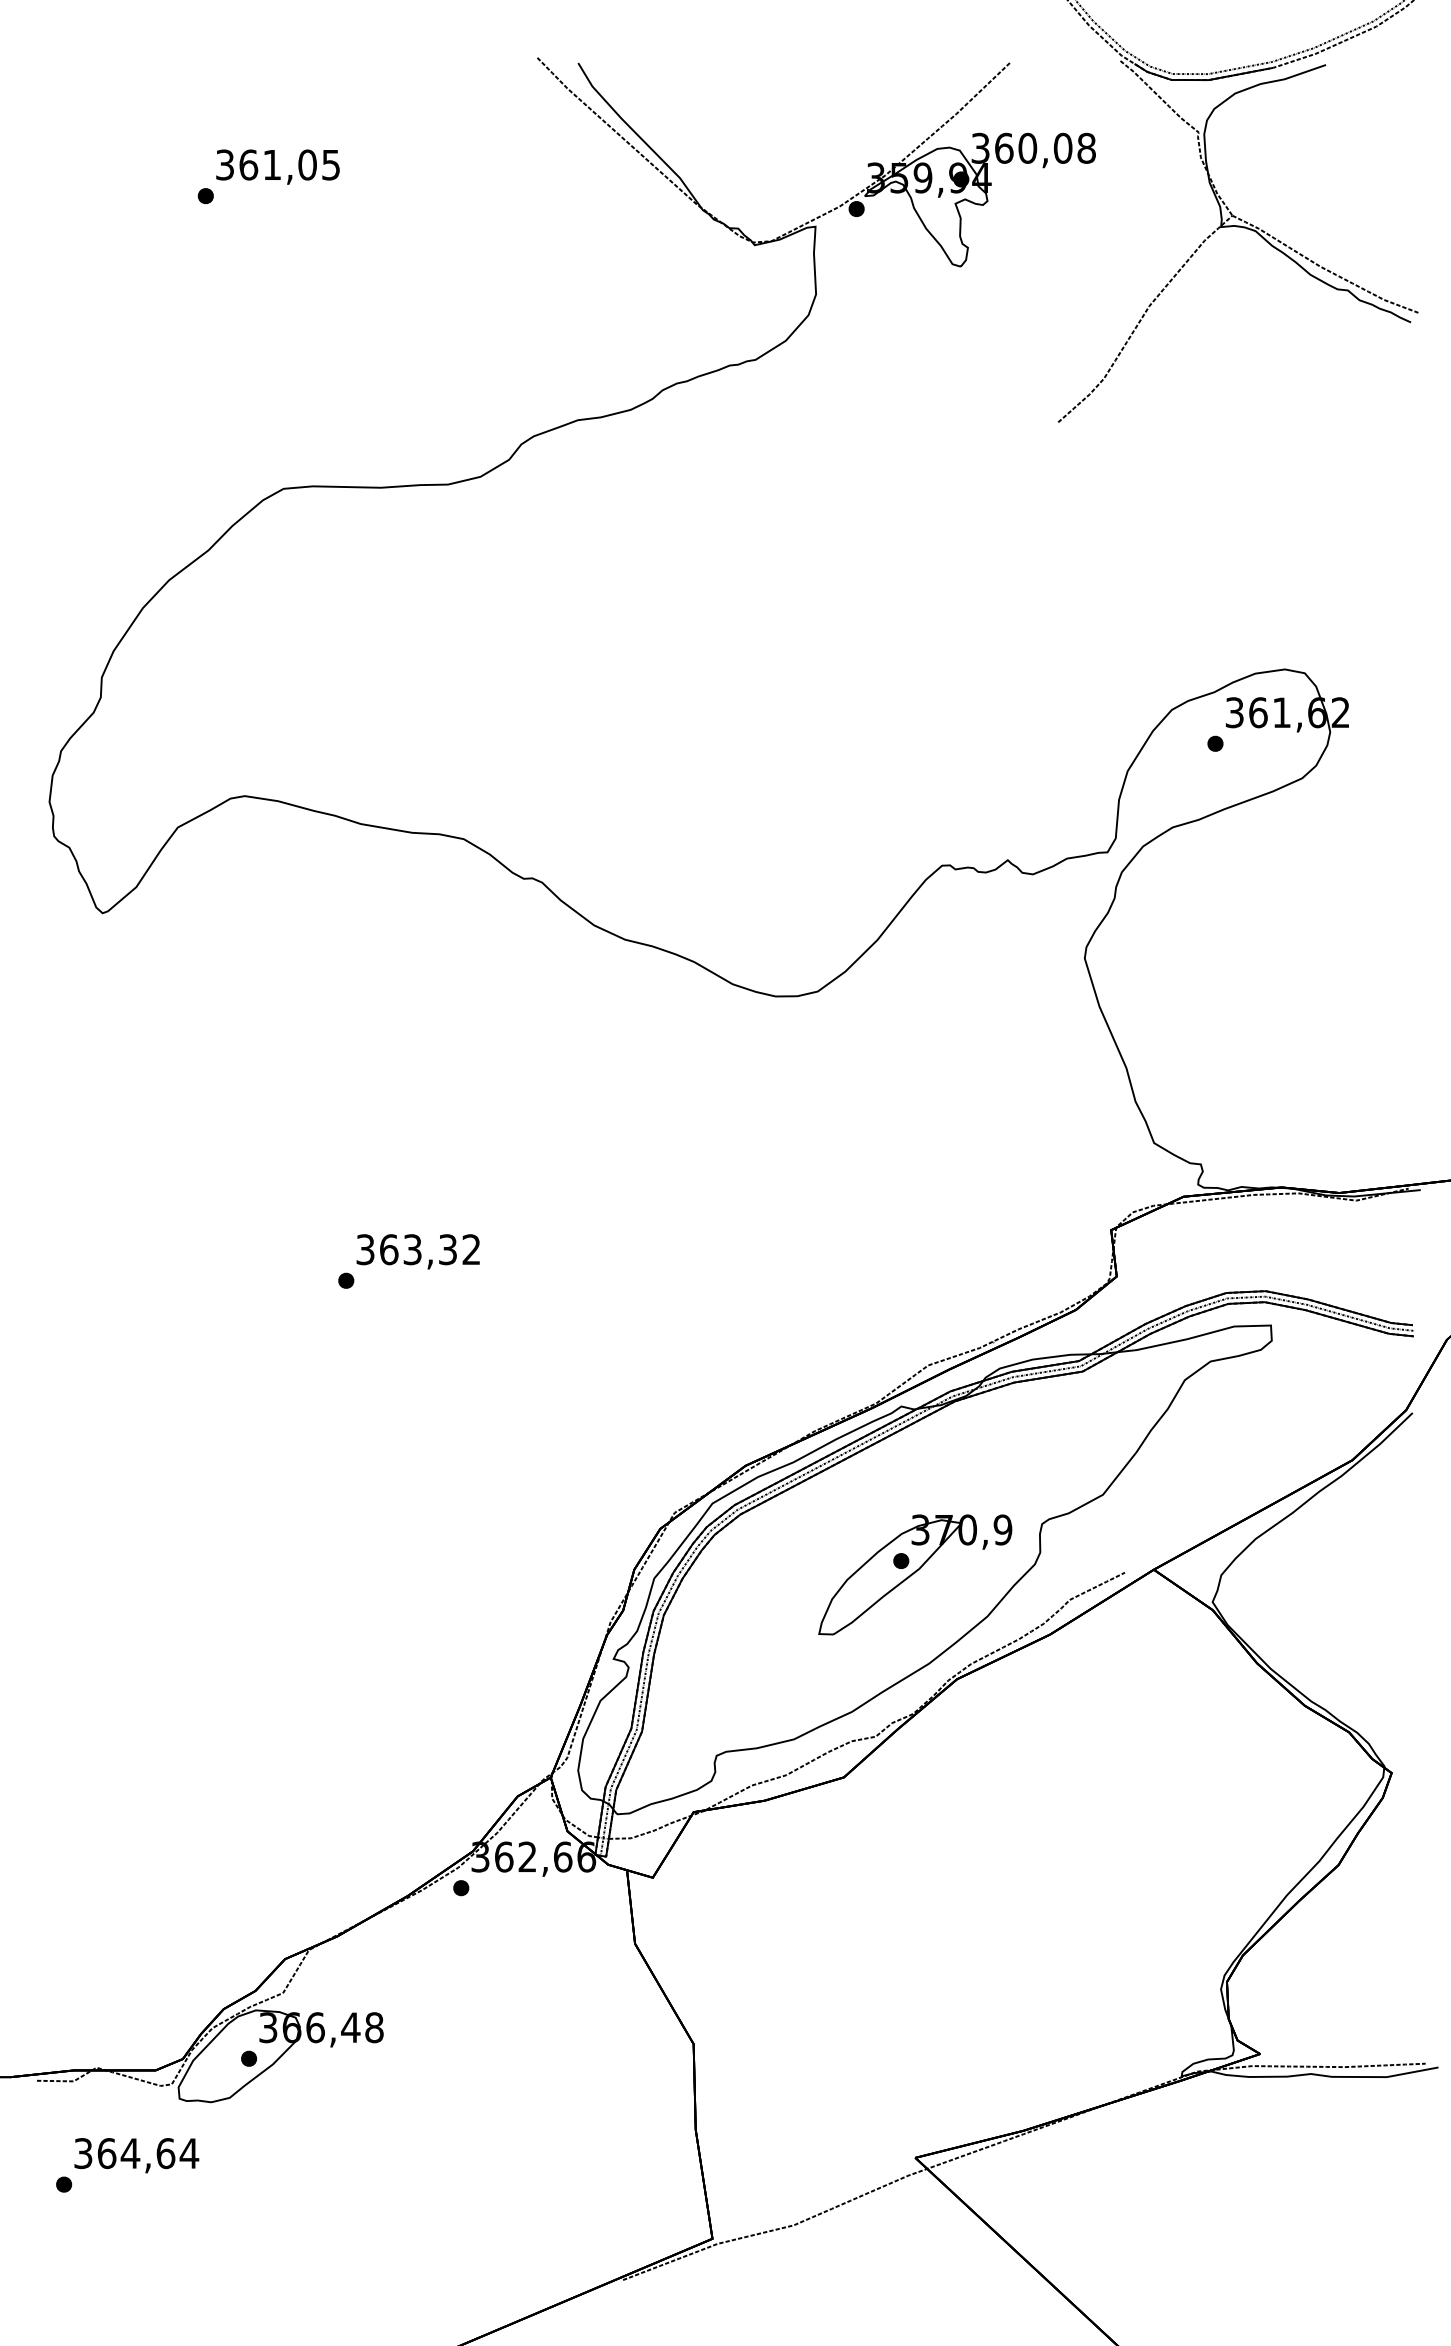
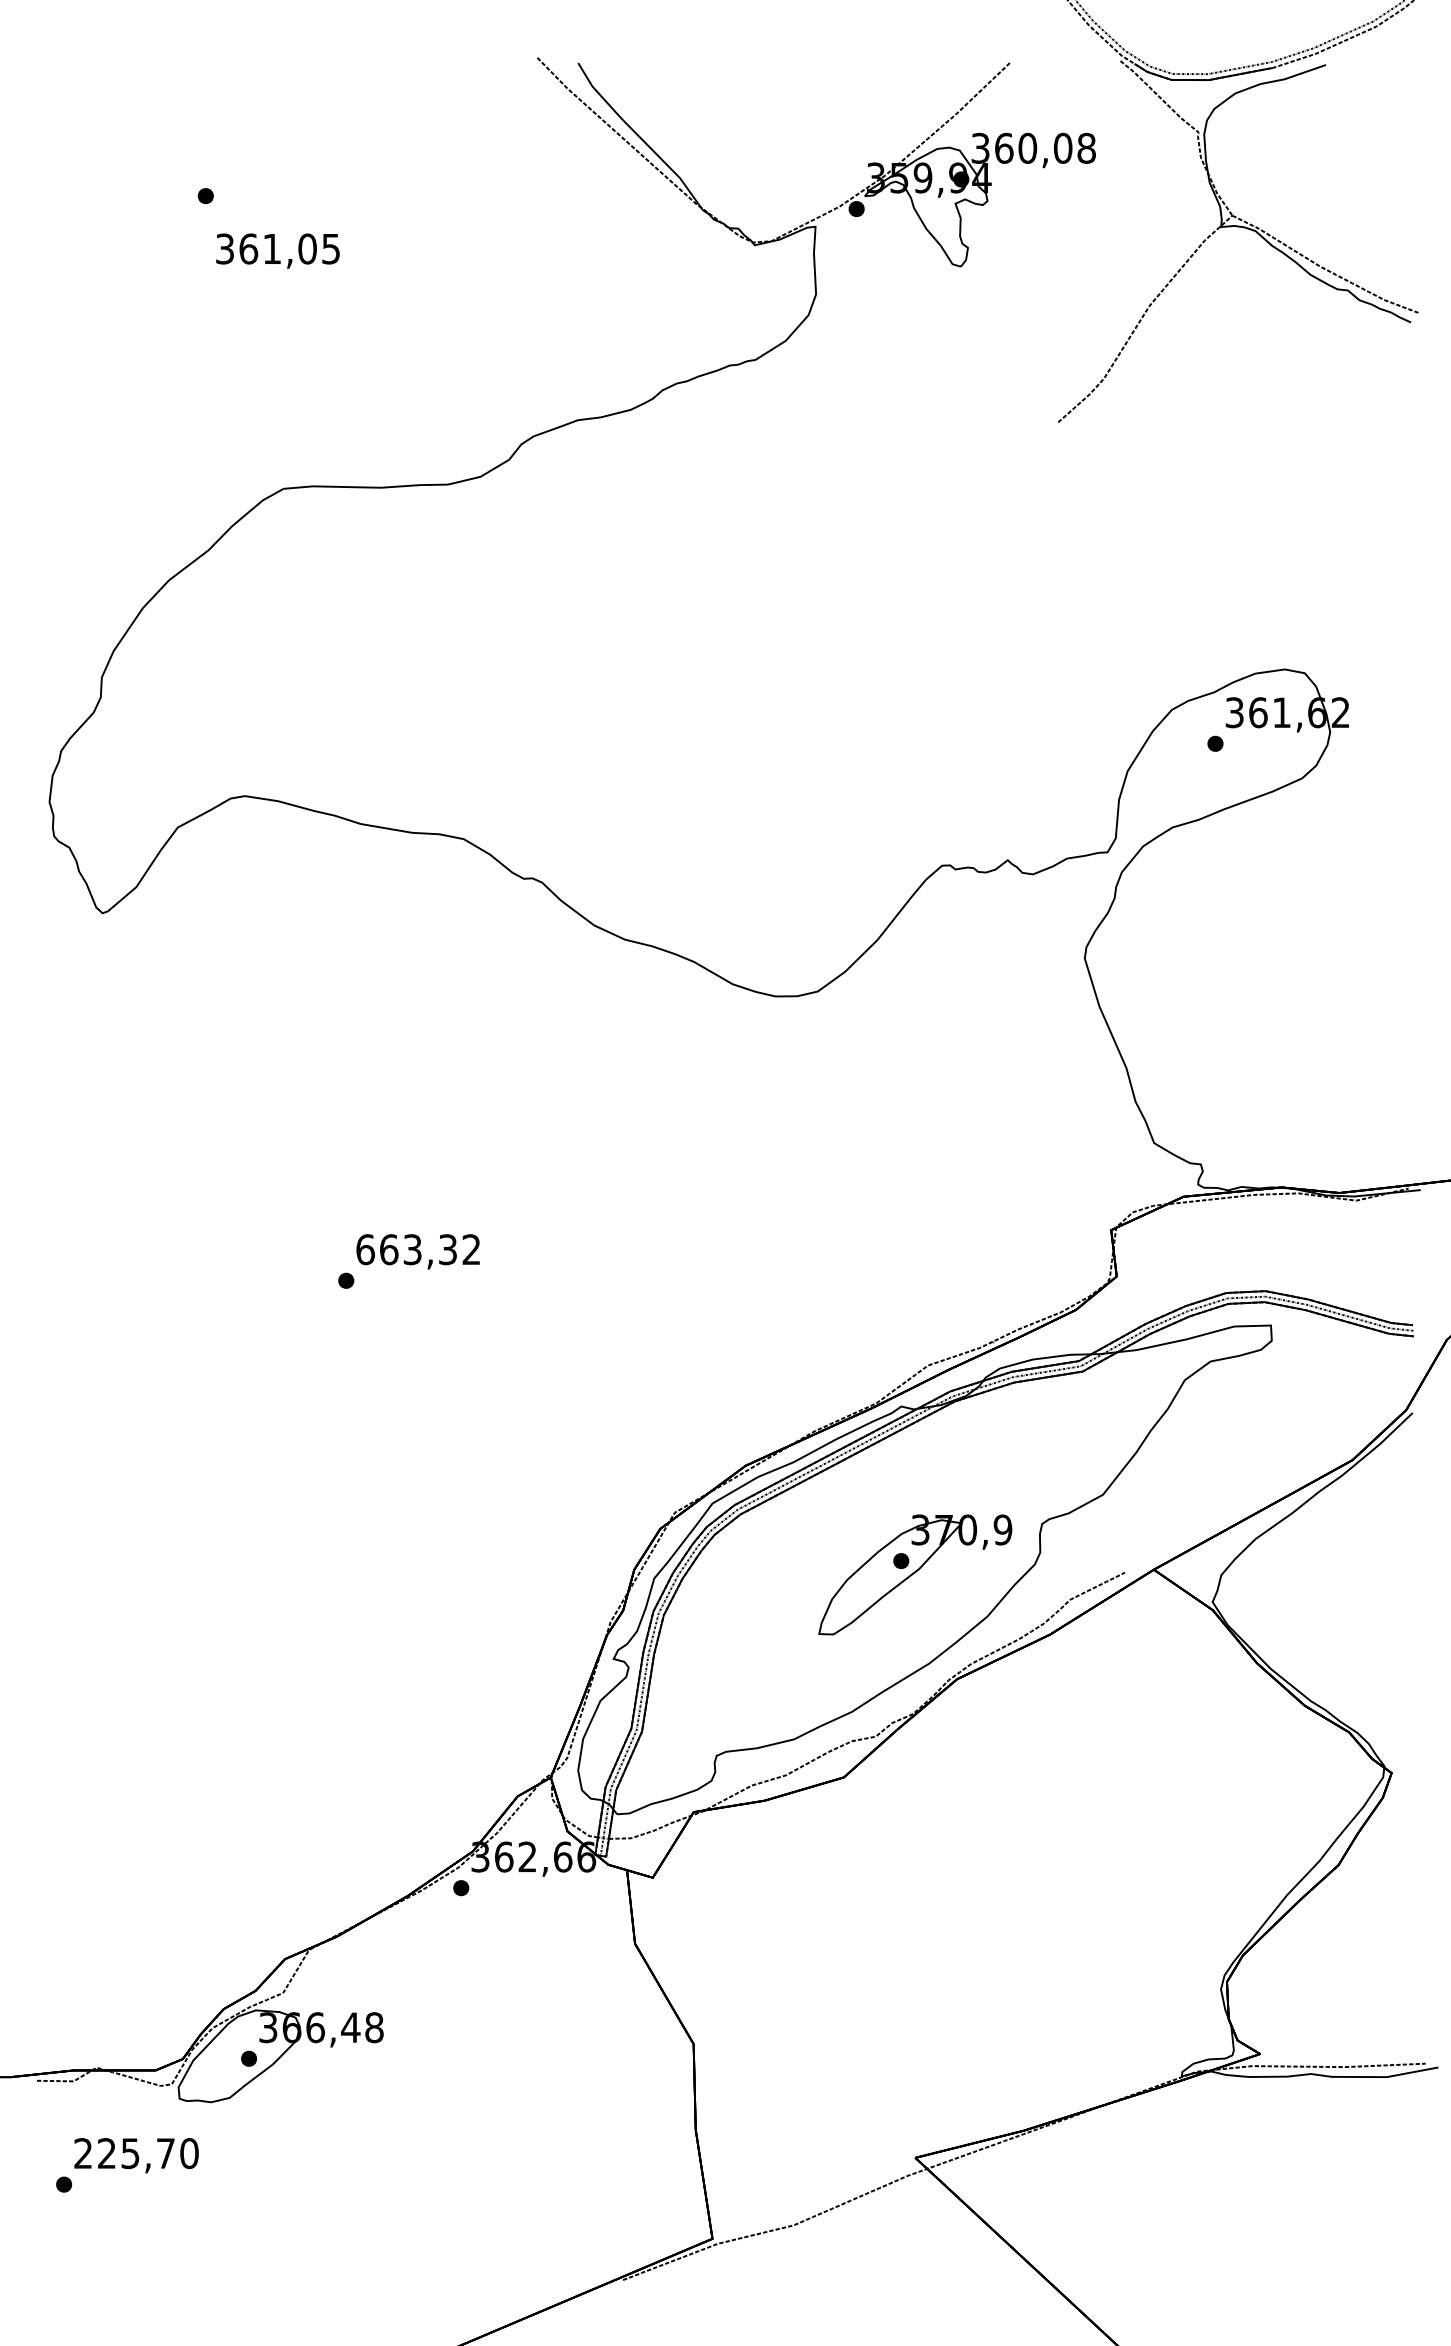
text position: (277, 166) -> (277, 250) (277, 250)
text: 363,32 -> 663,32 (365, 1249)
text: 364,64 -> 225,70 (136, 2153)
